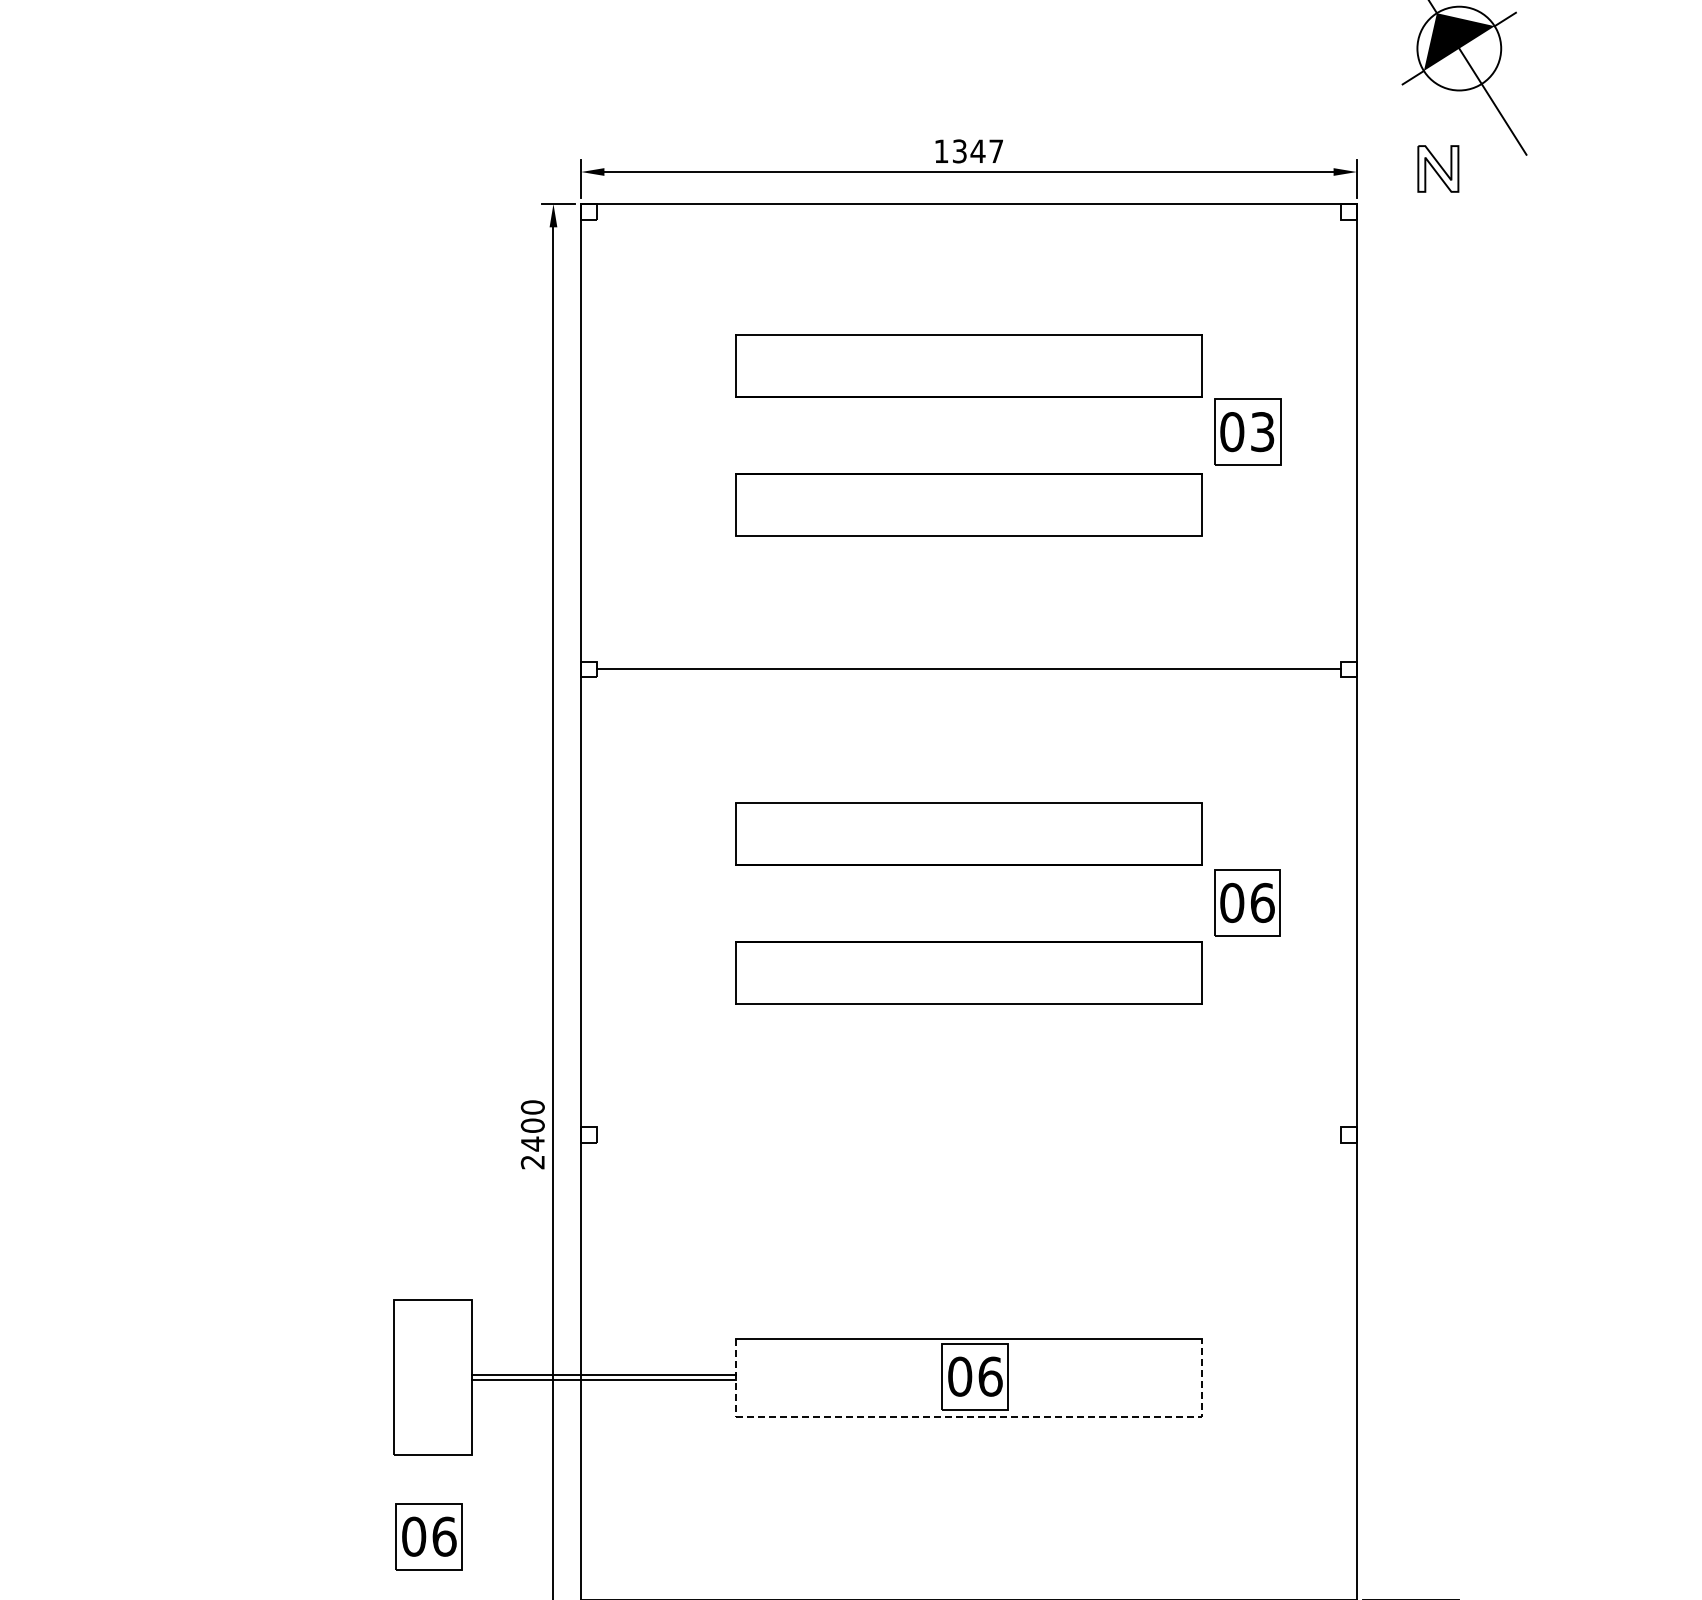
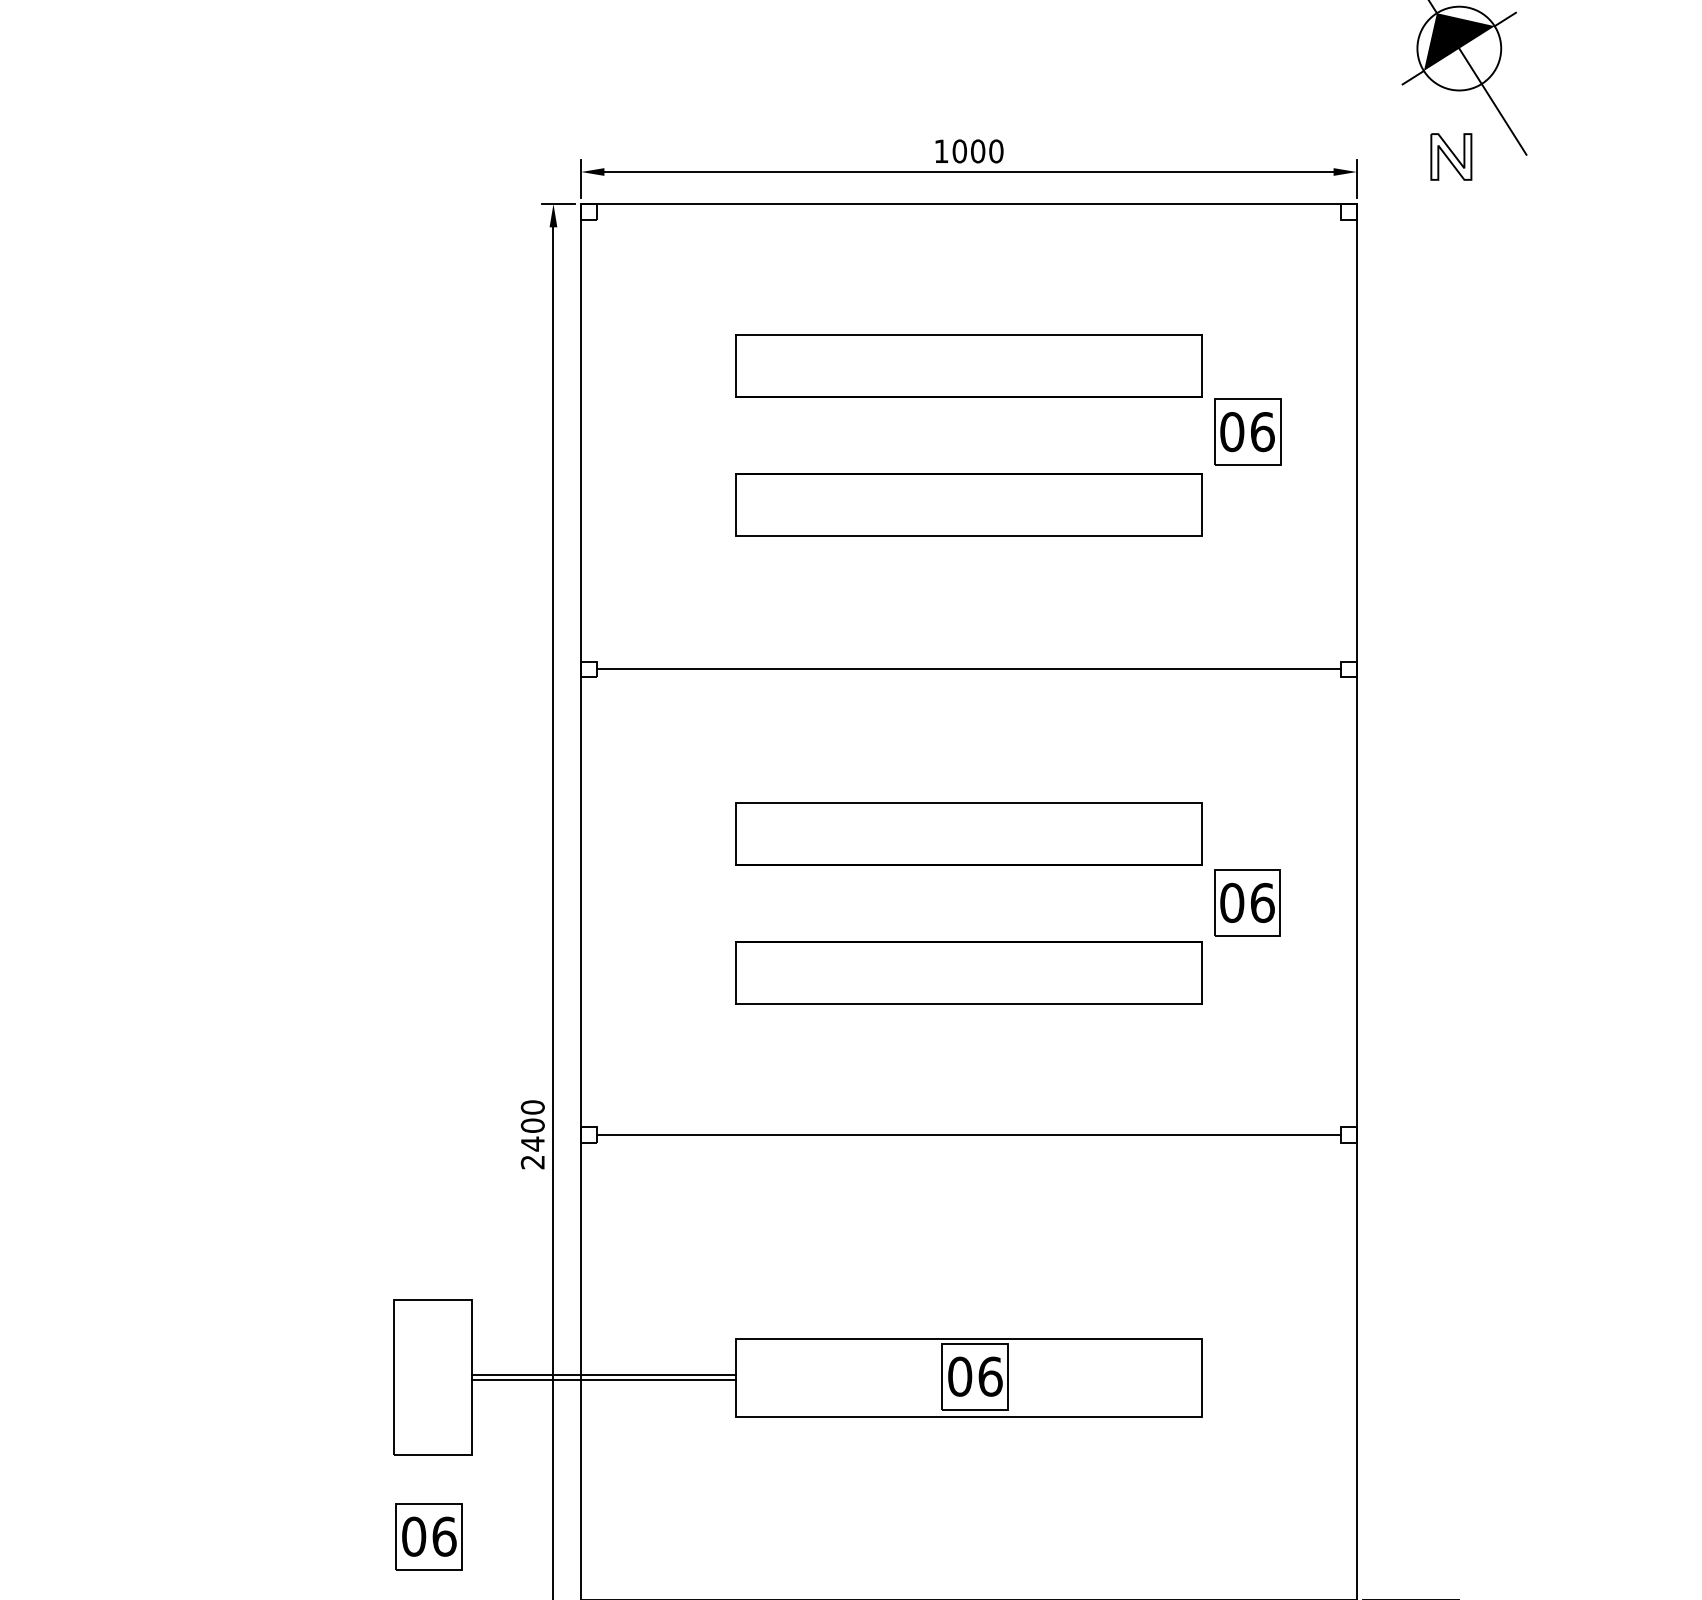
text: 1347 -> 1000 (977, 151)
part position: (1438, 168) -> (1451, 156) (1451, 156)
text: 03 -> 06 (1262, 432)
line: none -> present (968, 1134)
line: dashed -> solid (969, 1416)
